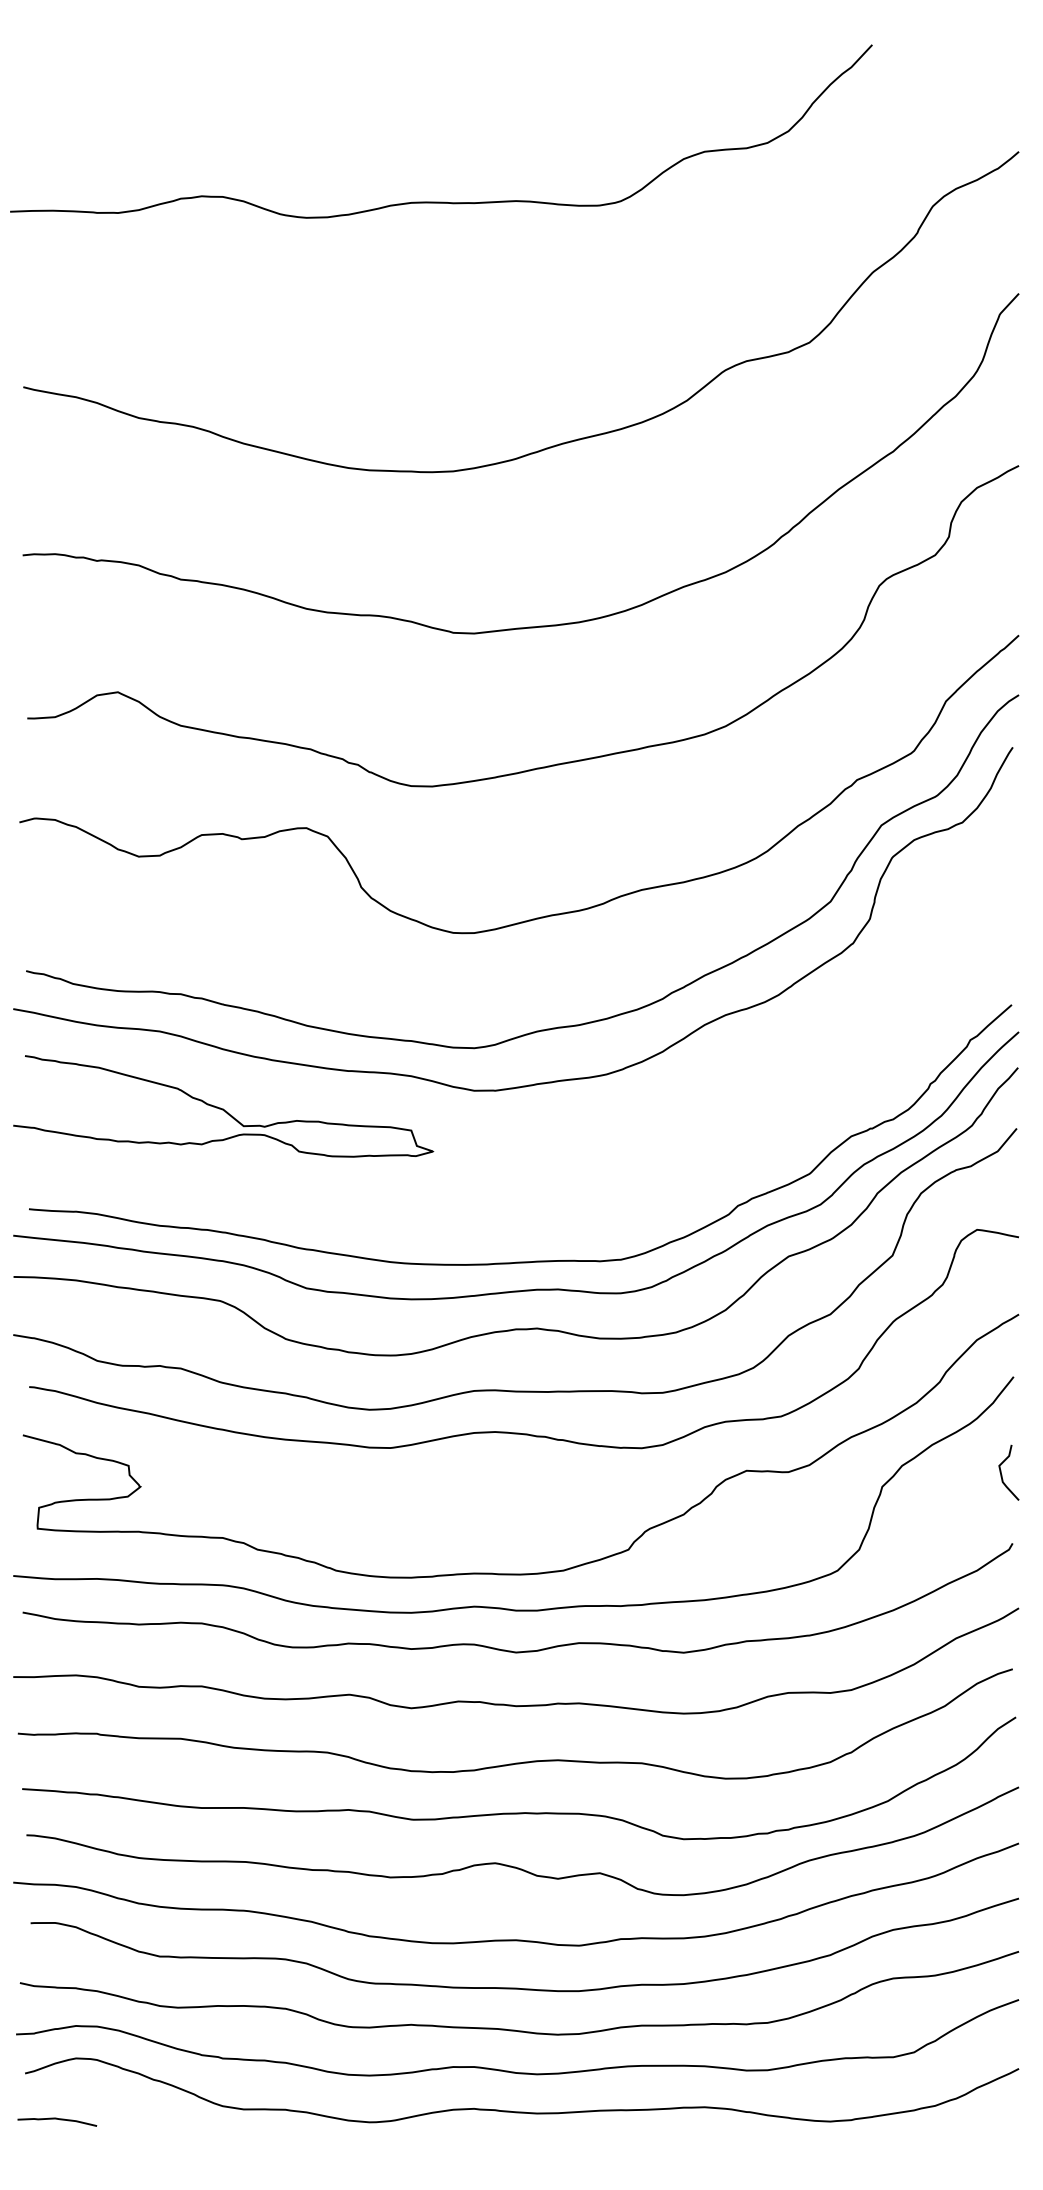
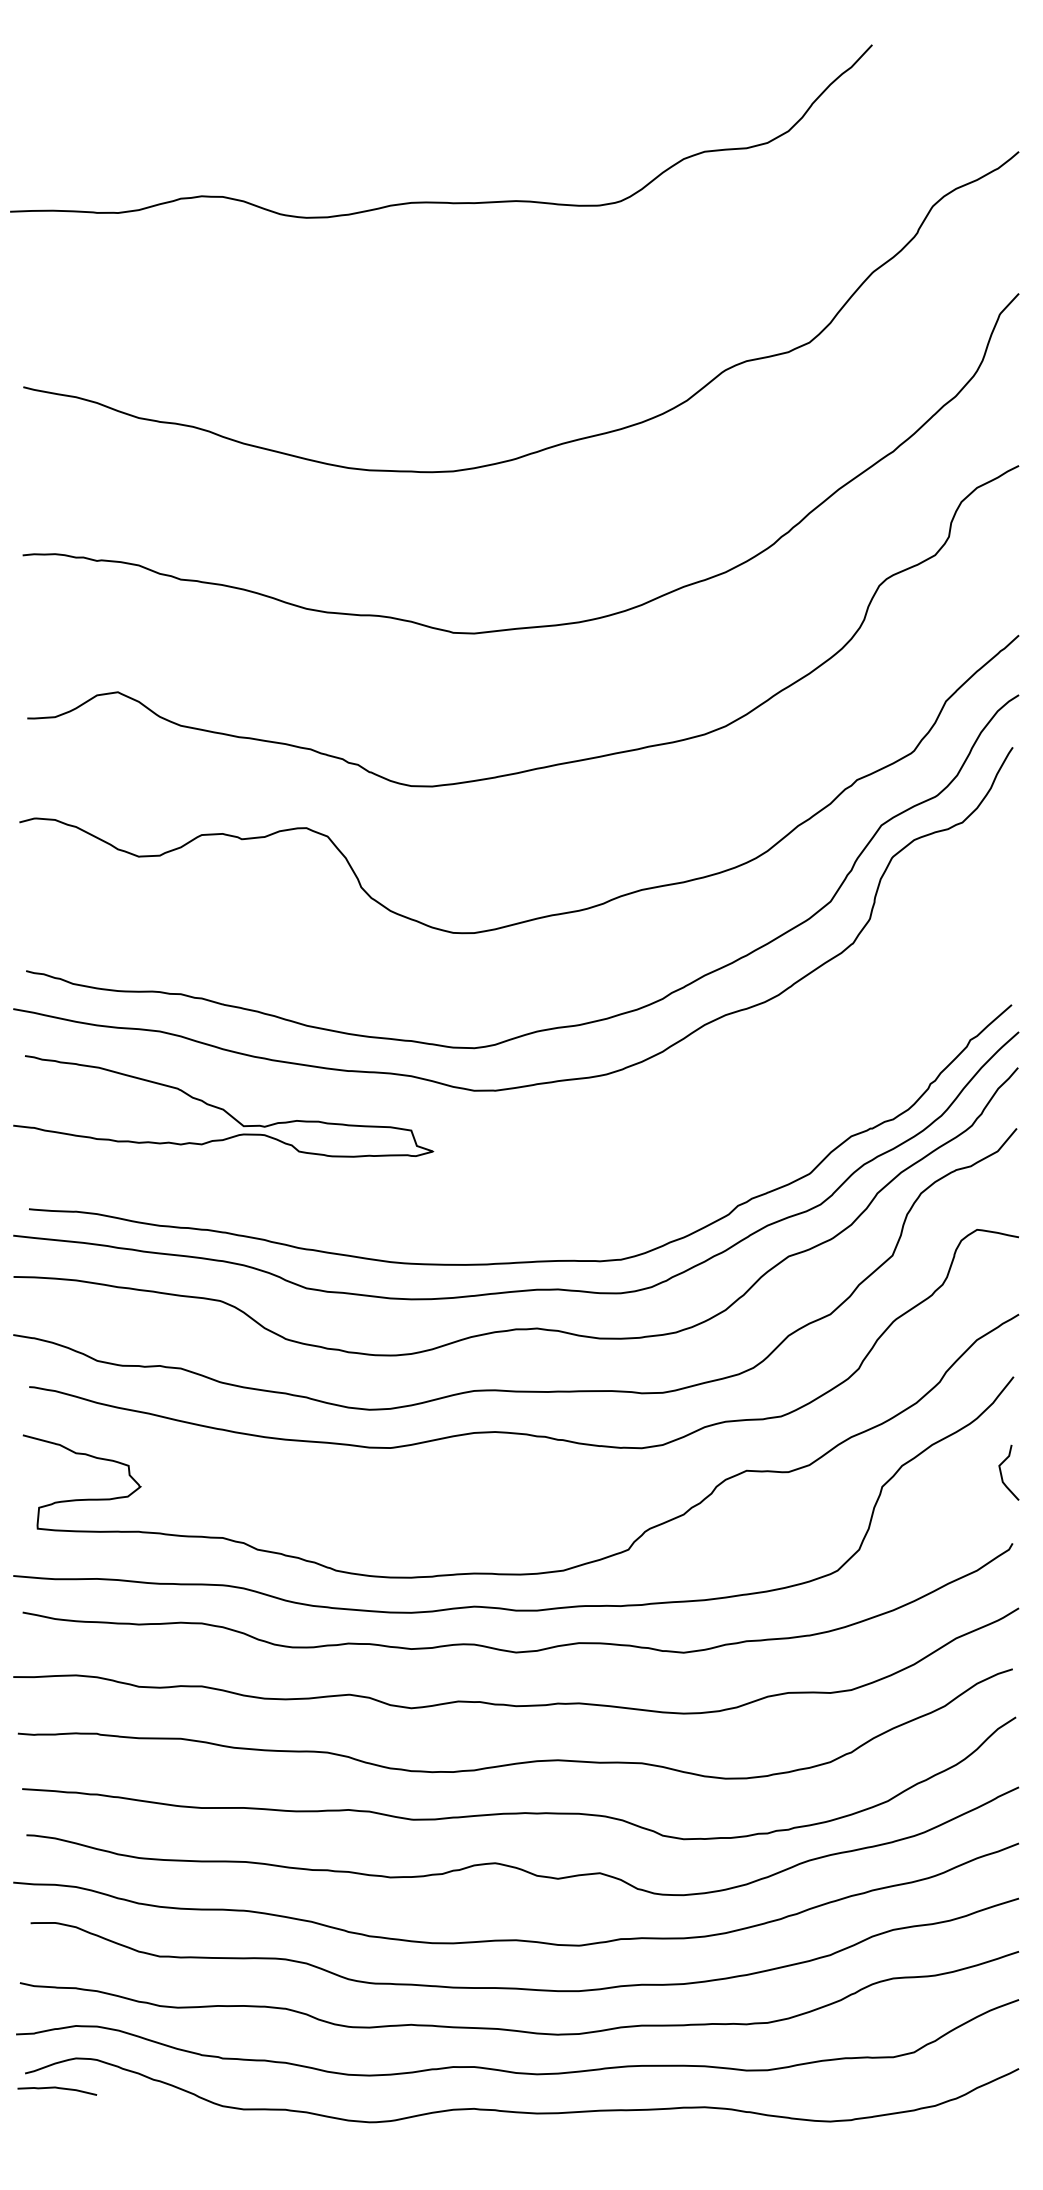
curve position: (57, 2119) -> (57, 2088) (57, 2088)
